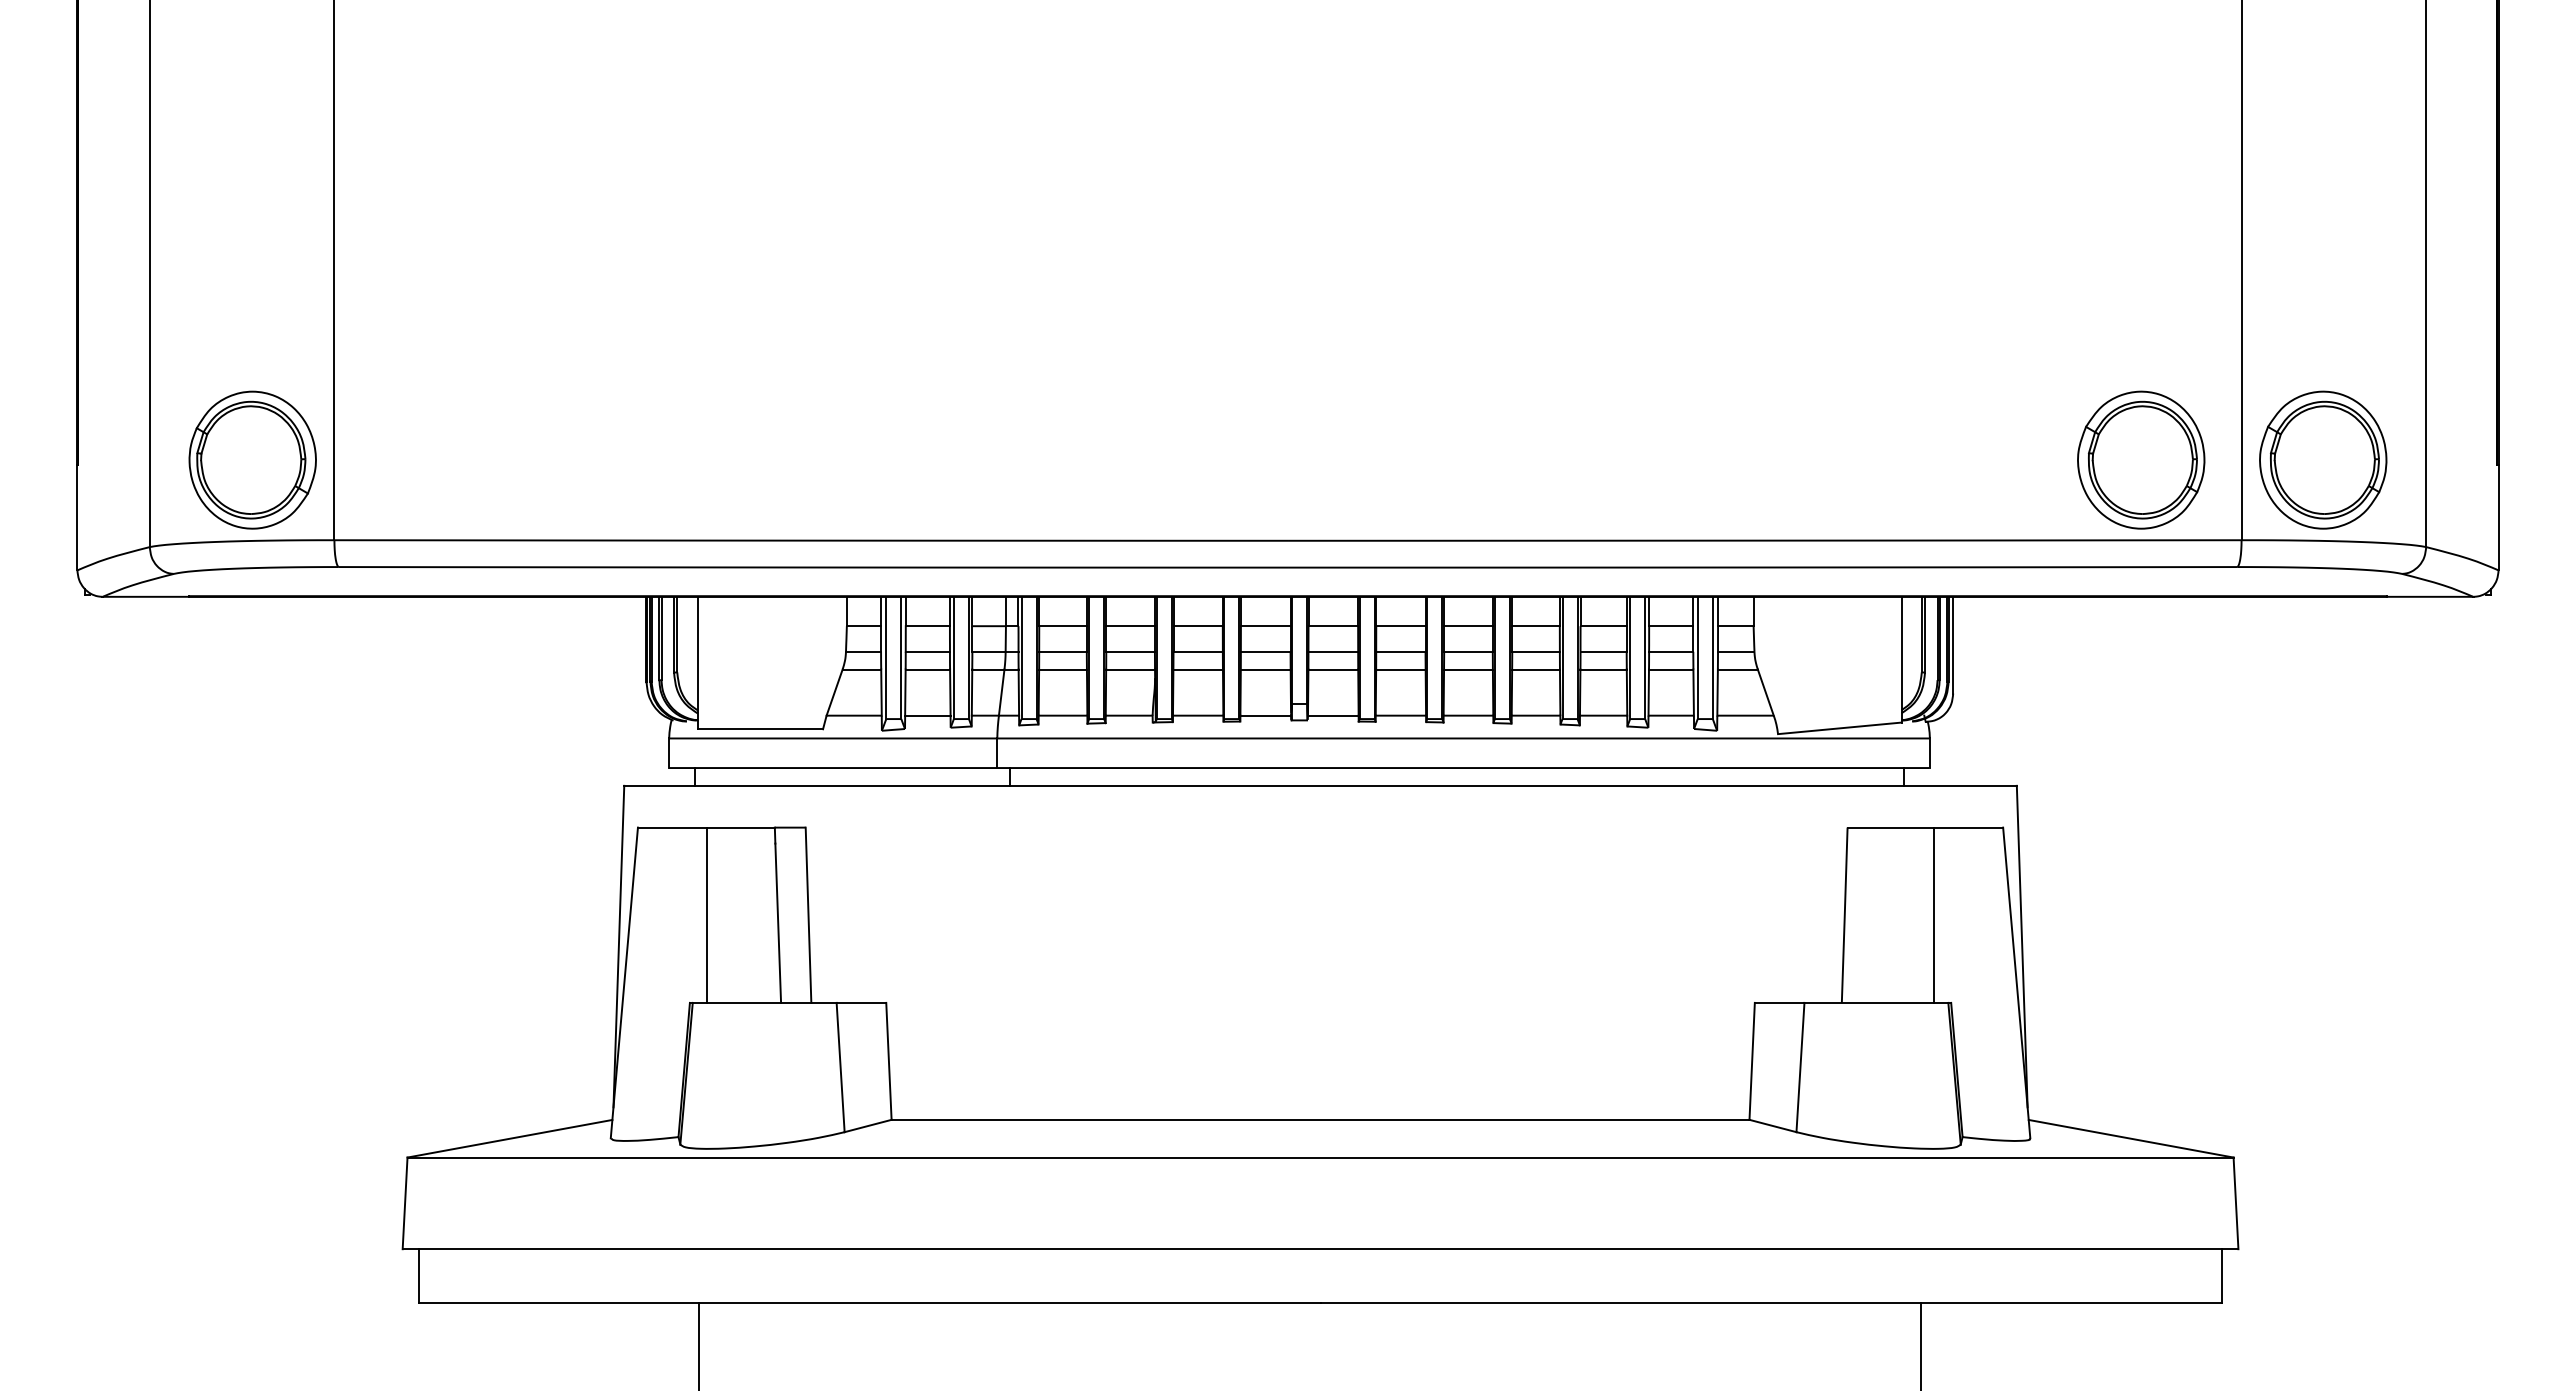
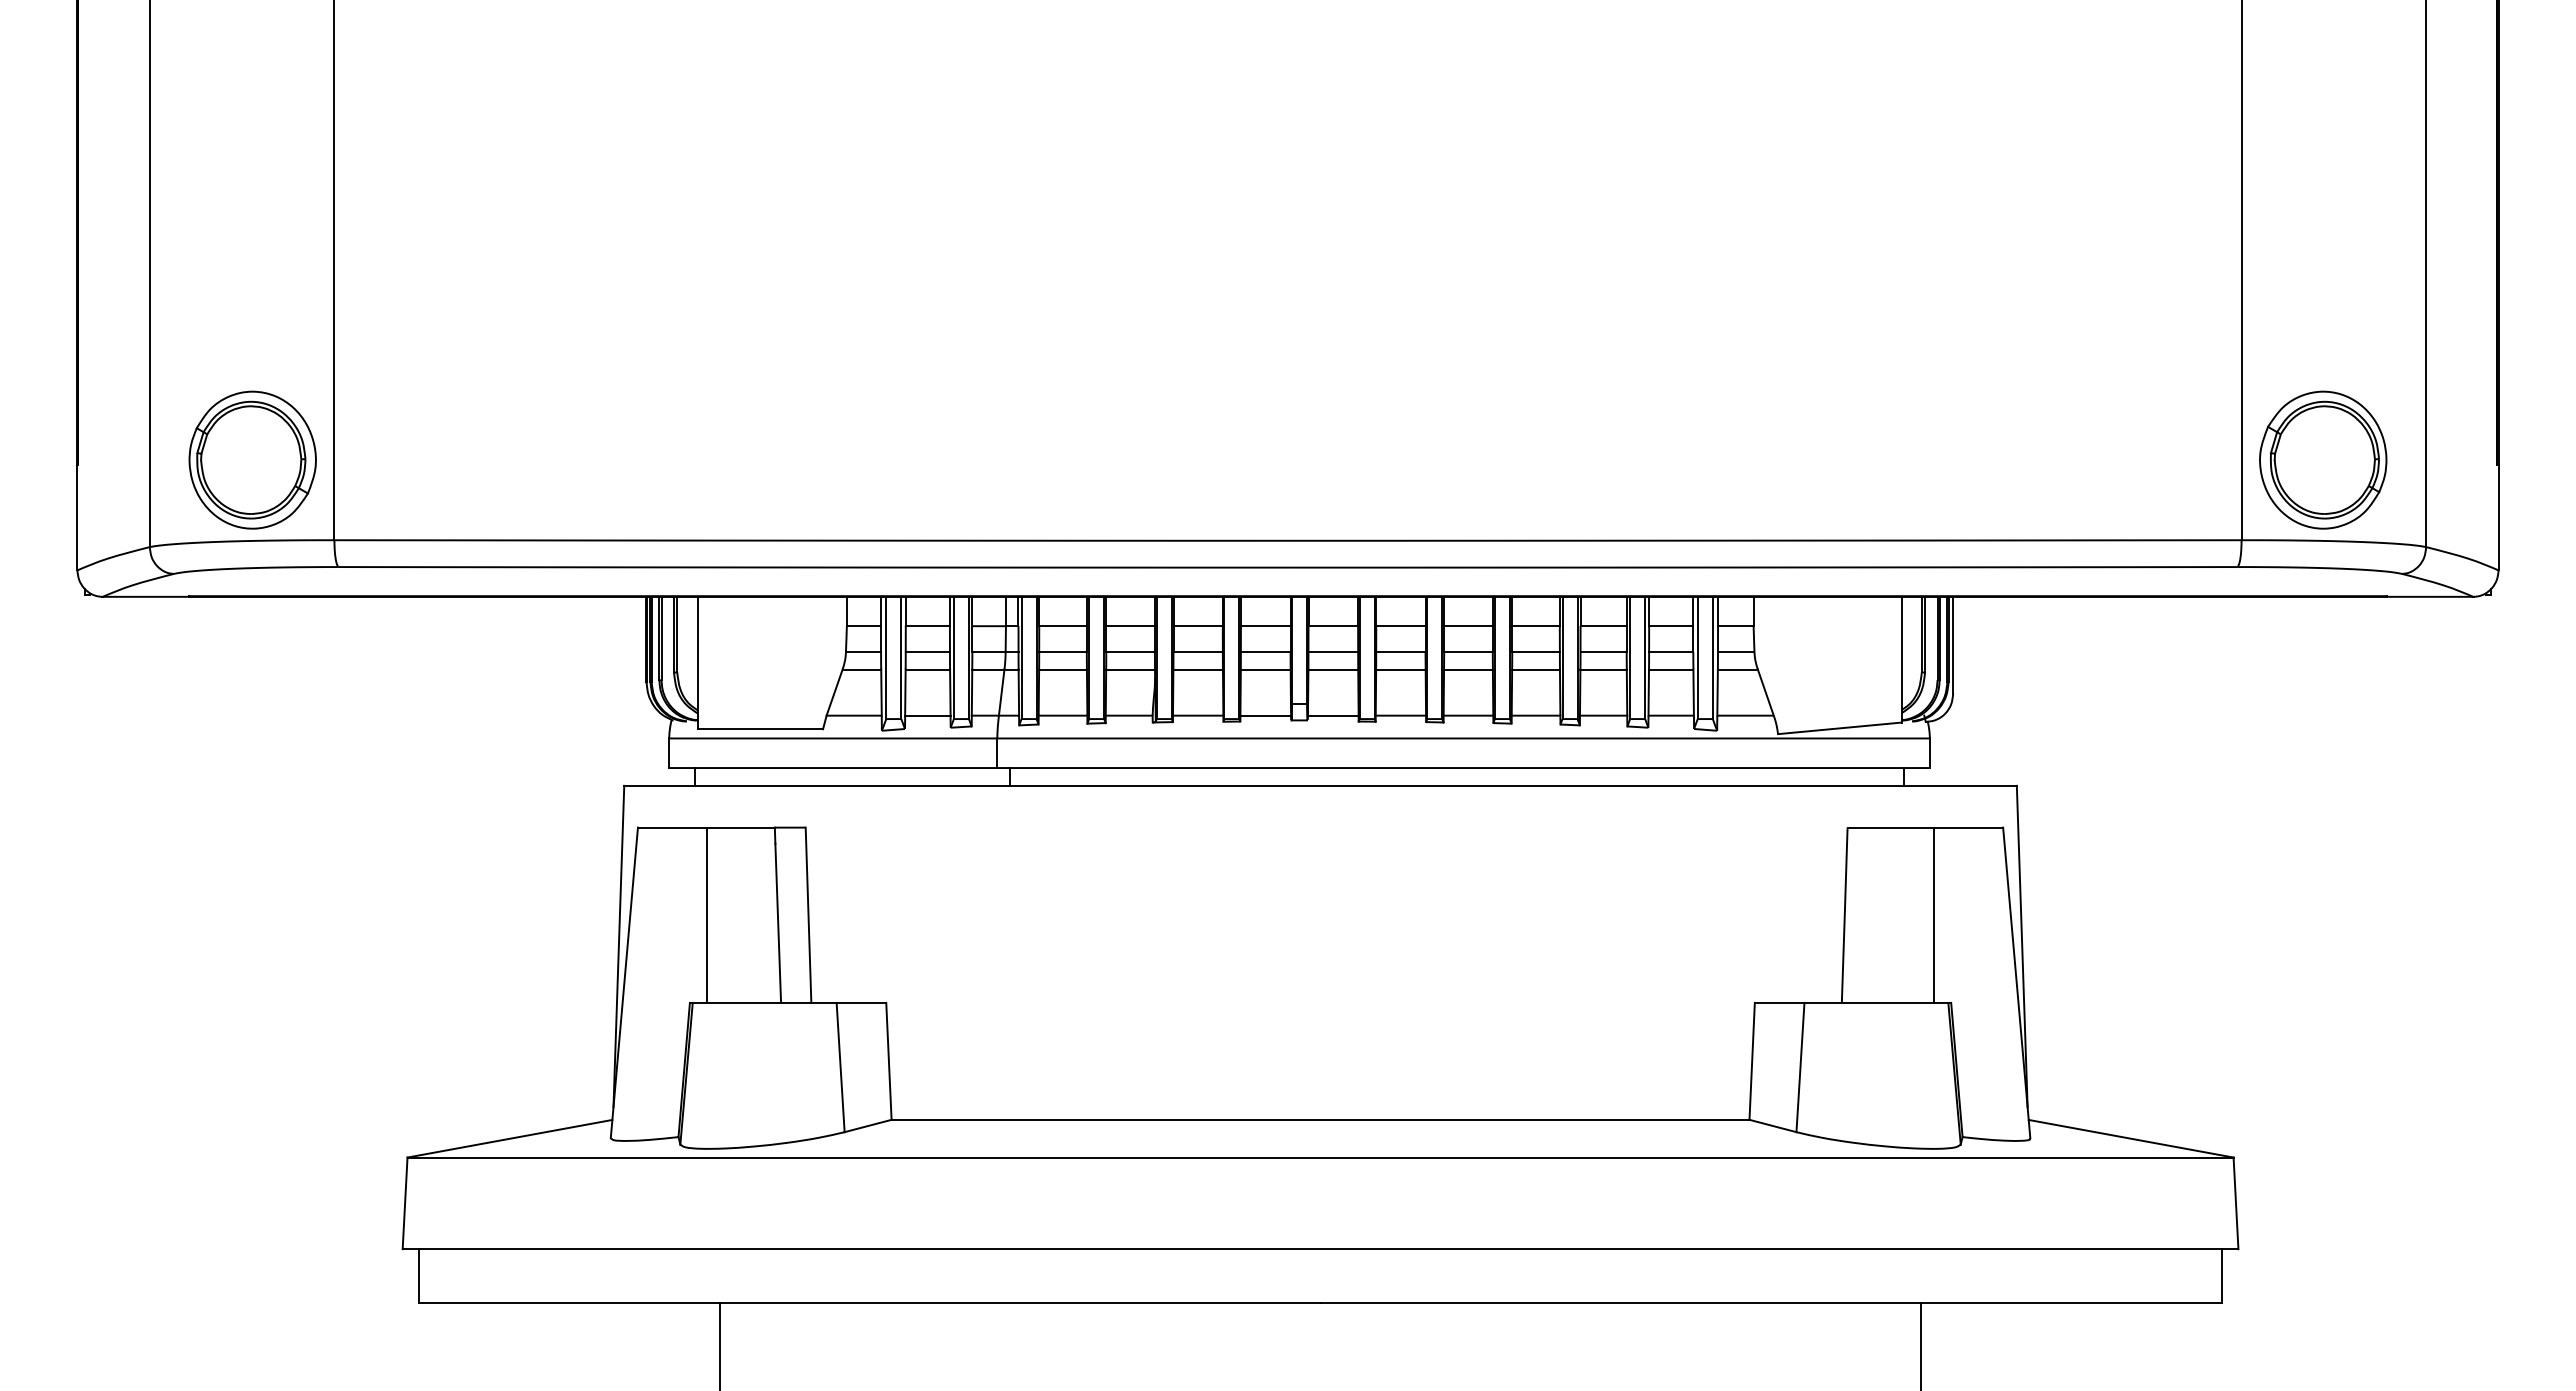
part: present -> none (2141, 459)
line position: (699, 1345) -> (720, 1345) (720, 1345)
